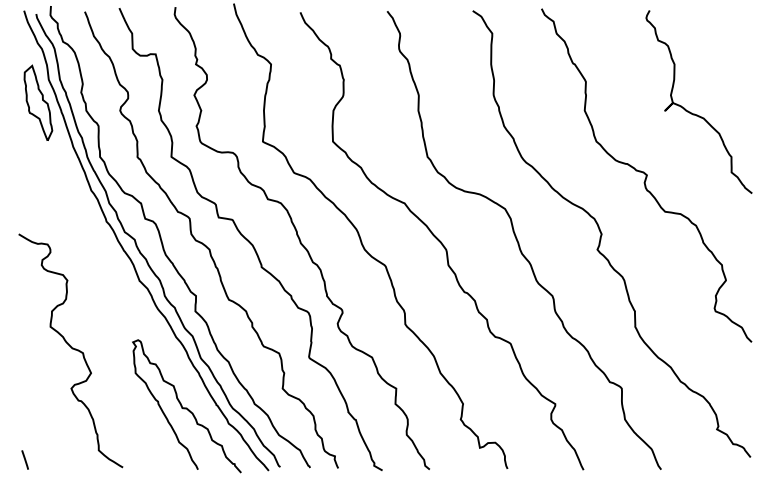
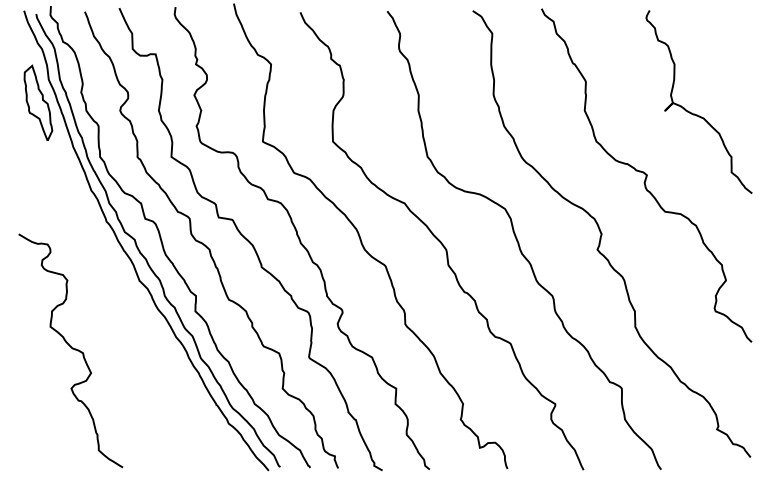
curve: present -> none (186, 407)
line: present -> none (24, 459)
